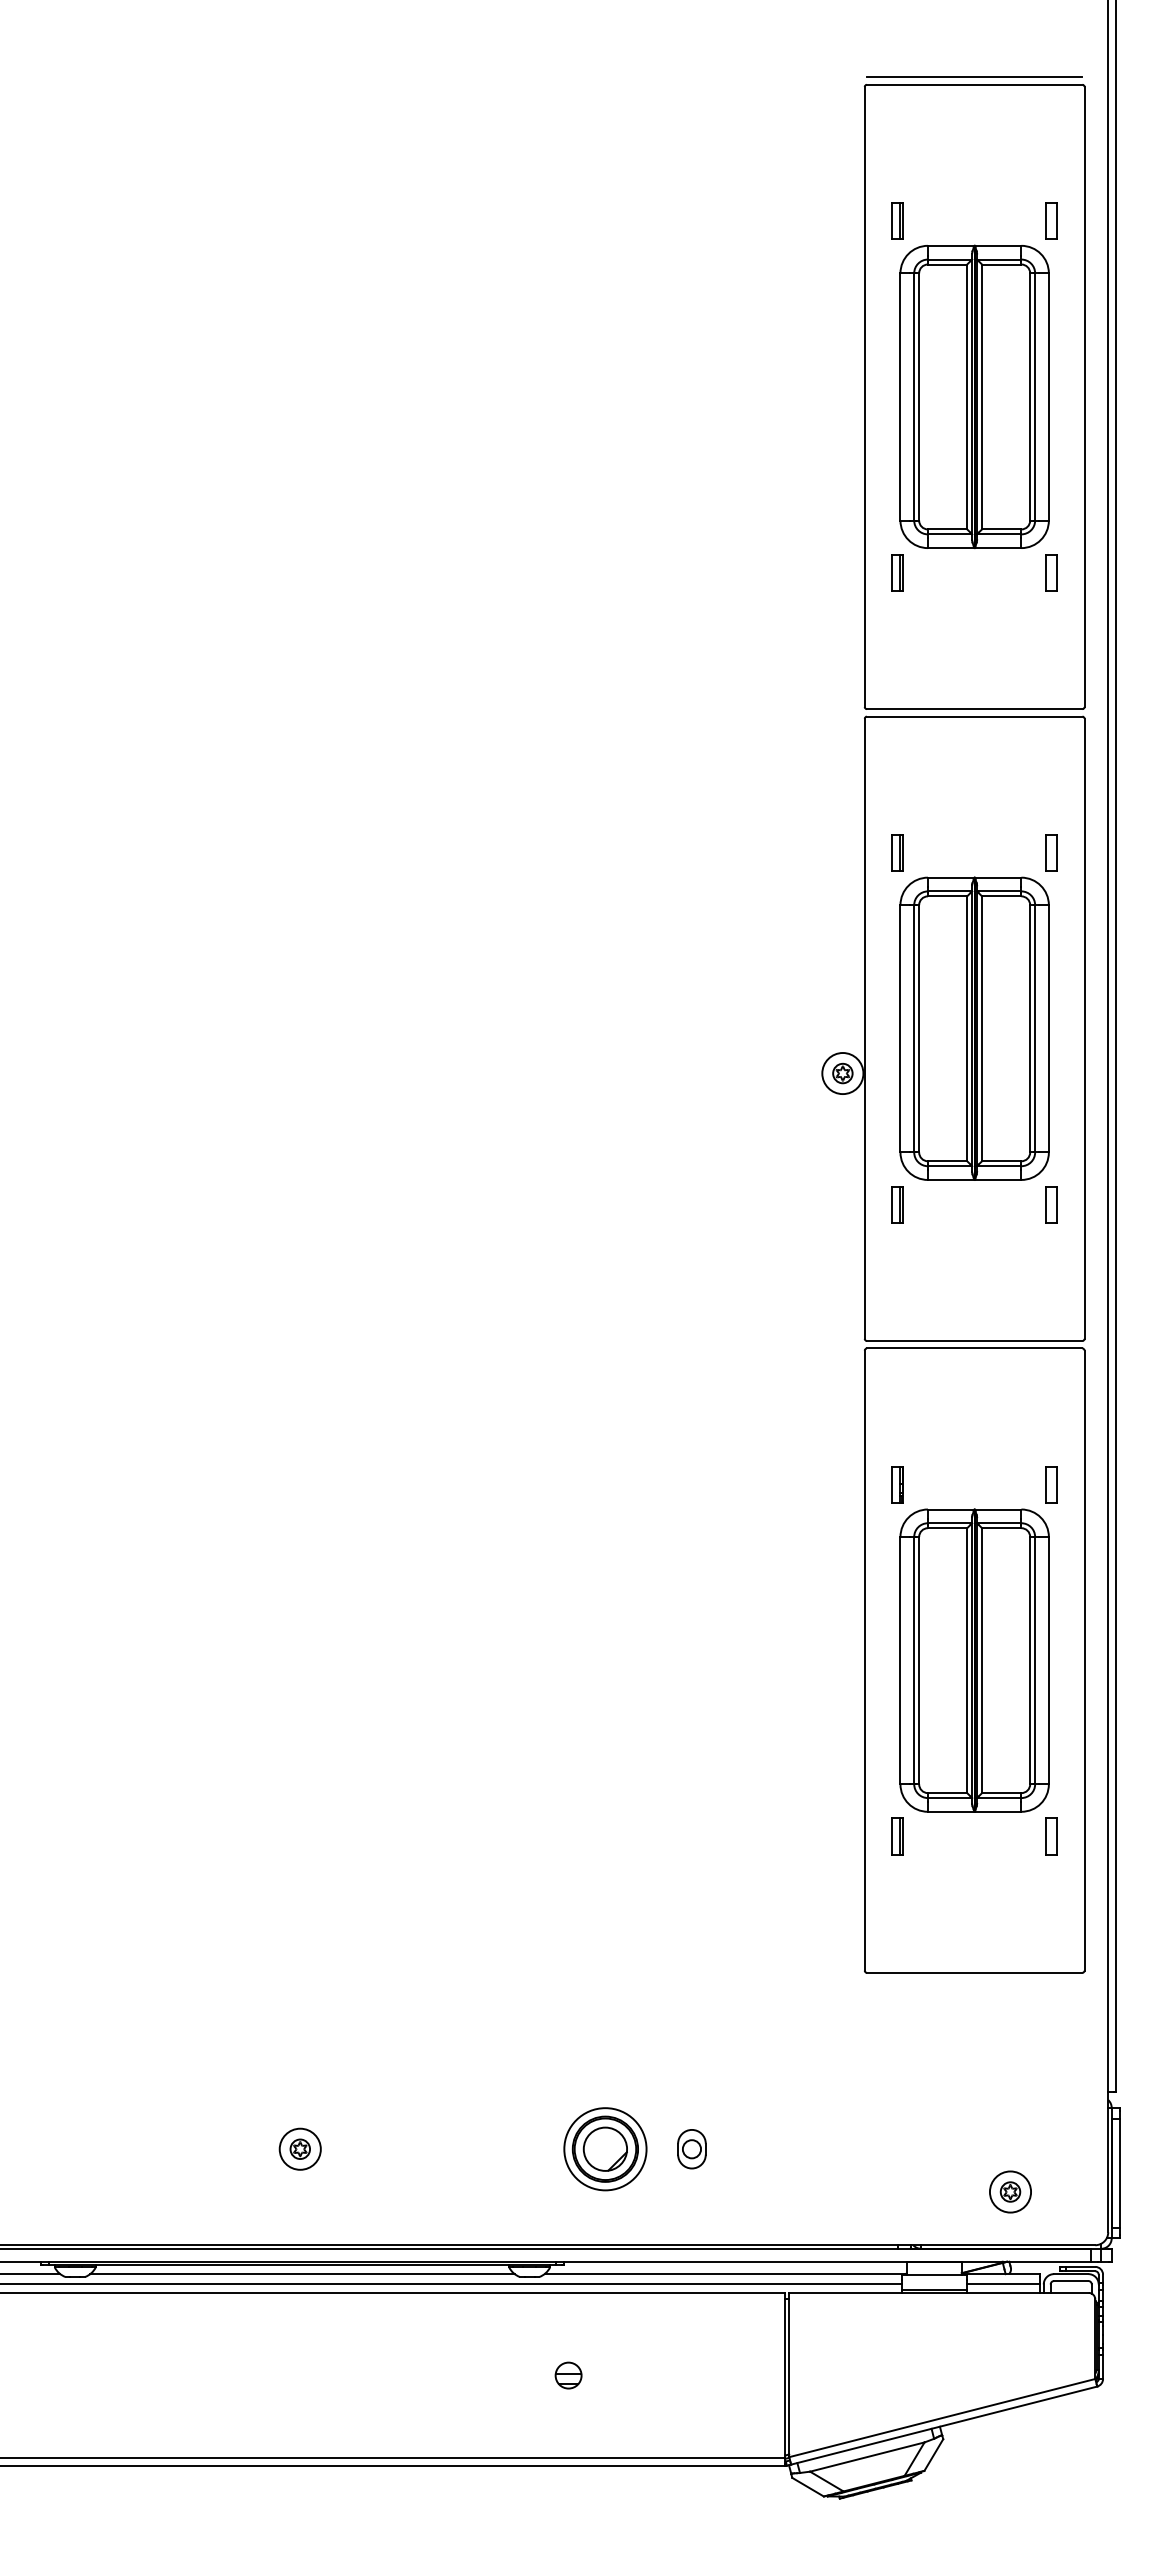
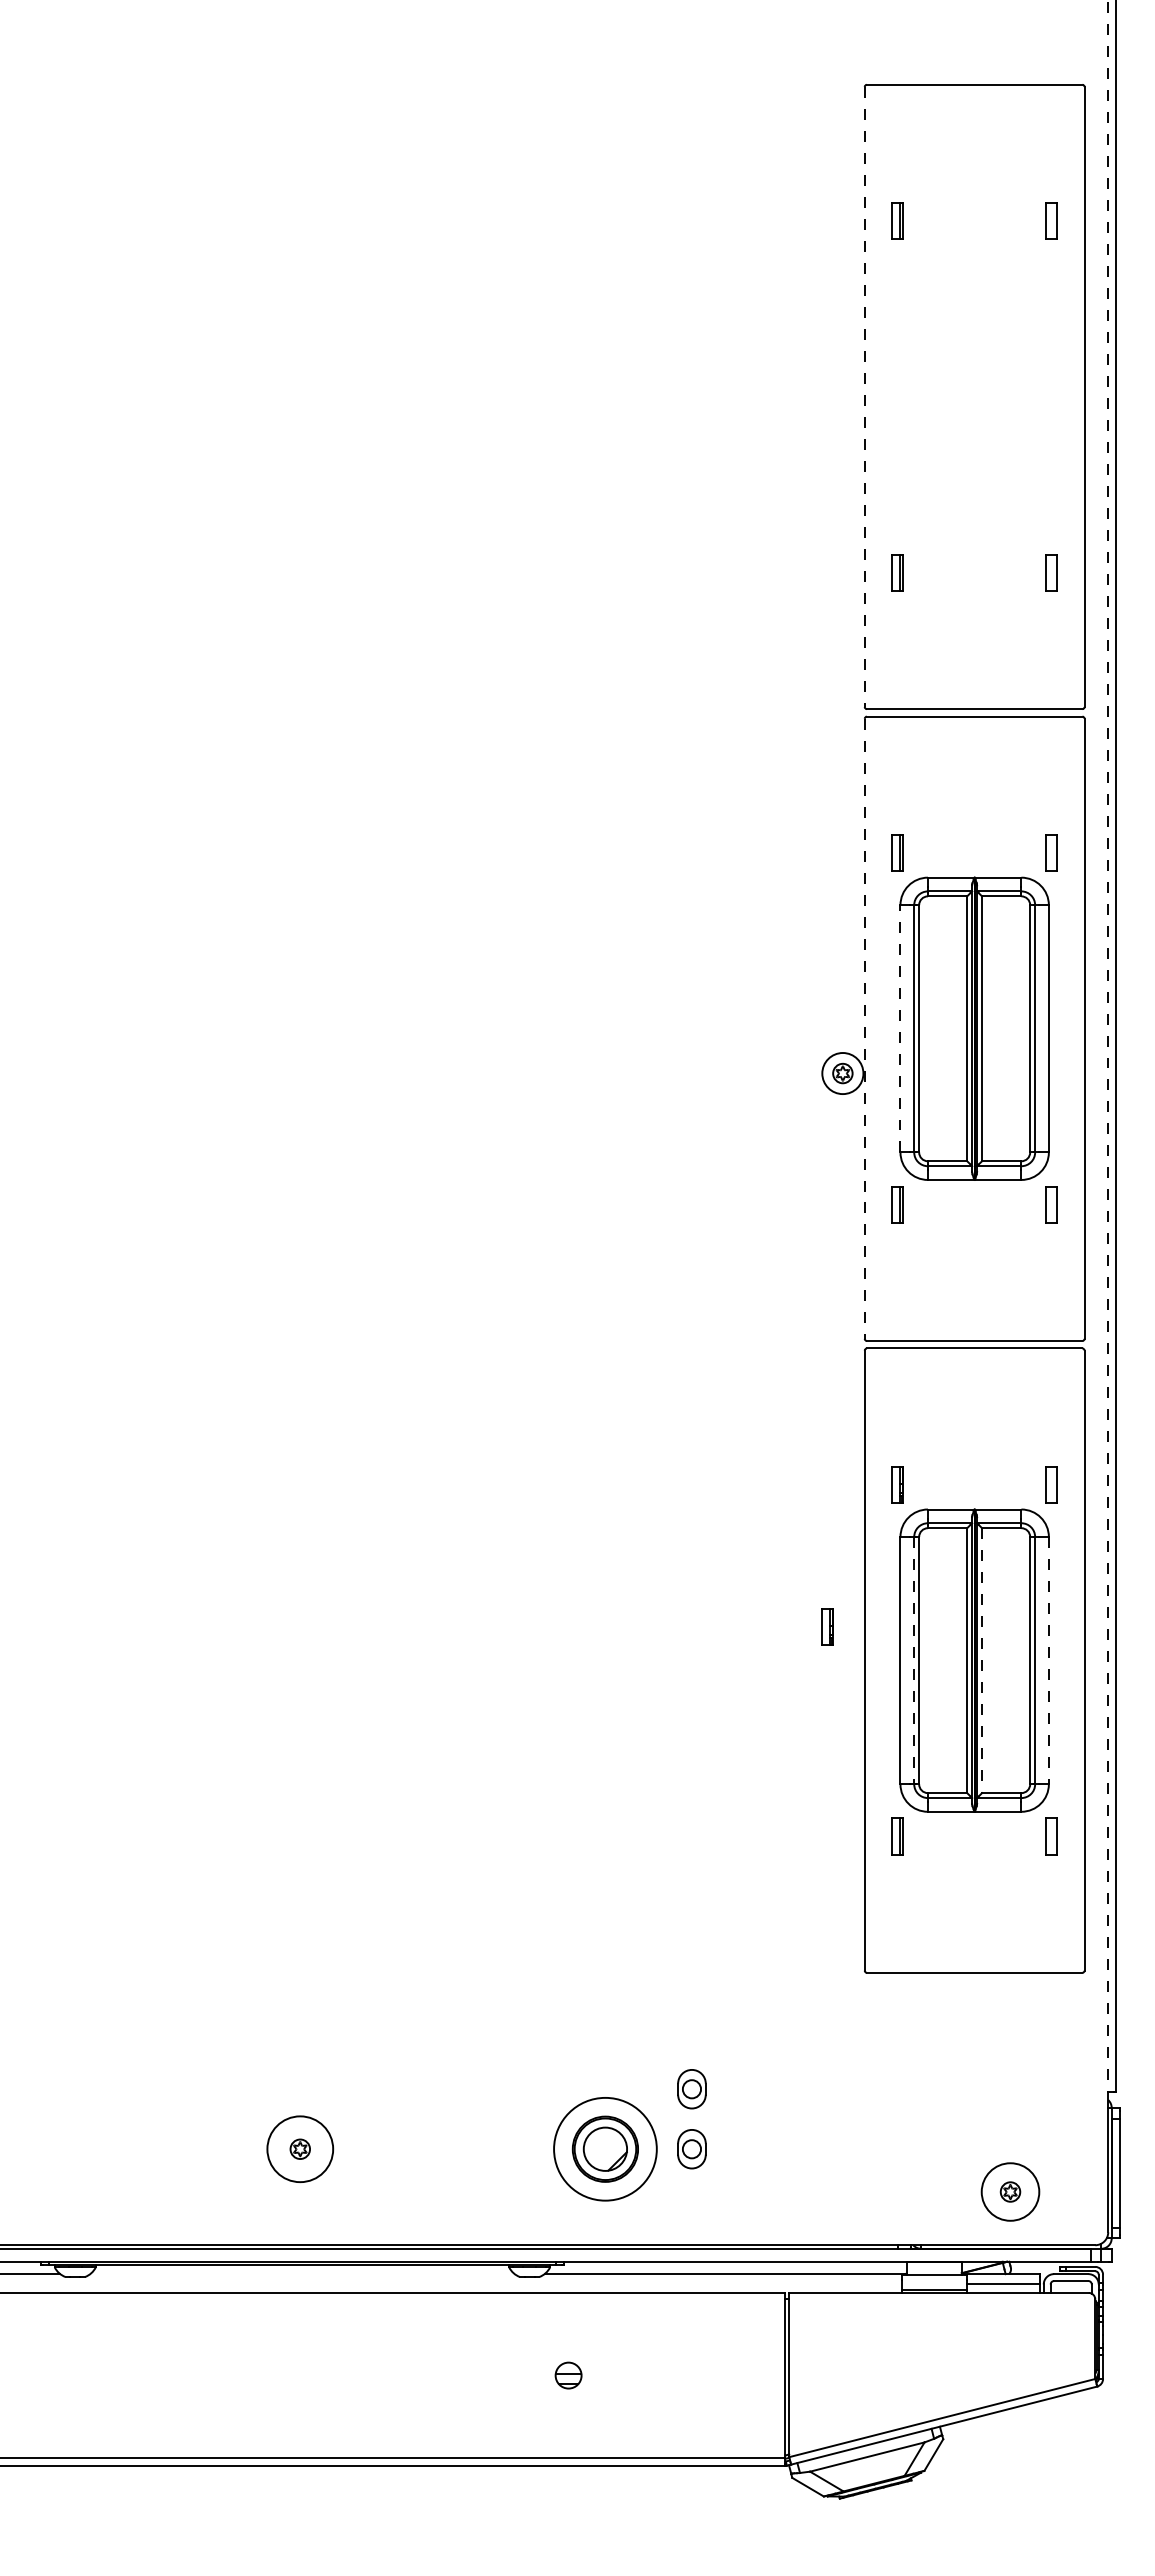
line: present -> none (974, 77)
line: solid -> dashed (864, 396)
part: present -> none (974, 396)
line: solid -> dashed (864, 1028)
line: solid -> dashed (900, 1028)
line: solid -> dashed (1108, 1046)
part: none -> present (827, 1626)
line: solid -> dashed (914, 1660)
line: solid -> dashed (1048, 1660)
line: solid -> dashed (982, 1661)
part: none -> present (691, 2089)
circle diameter: 41 px -> 66 px (300, 2149)
circle diameter: 82 px -> 103 px (605, 2148)
circle diameter: 41 px -> 58 px (1010, 2191)
line: present -> none (302, 2274)
line: present -> none (451, 2284)
